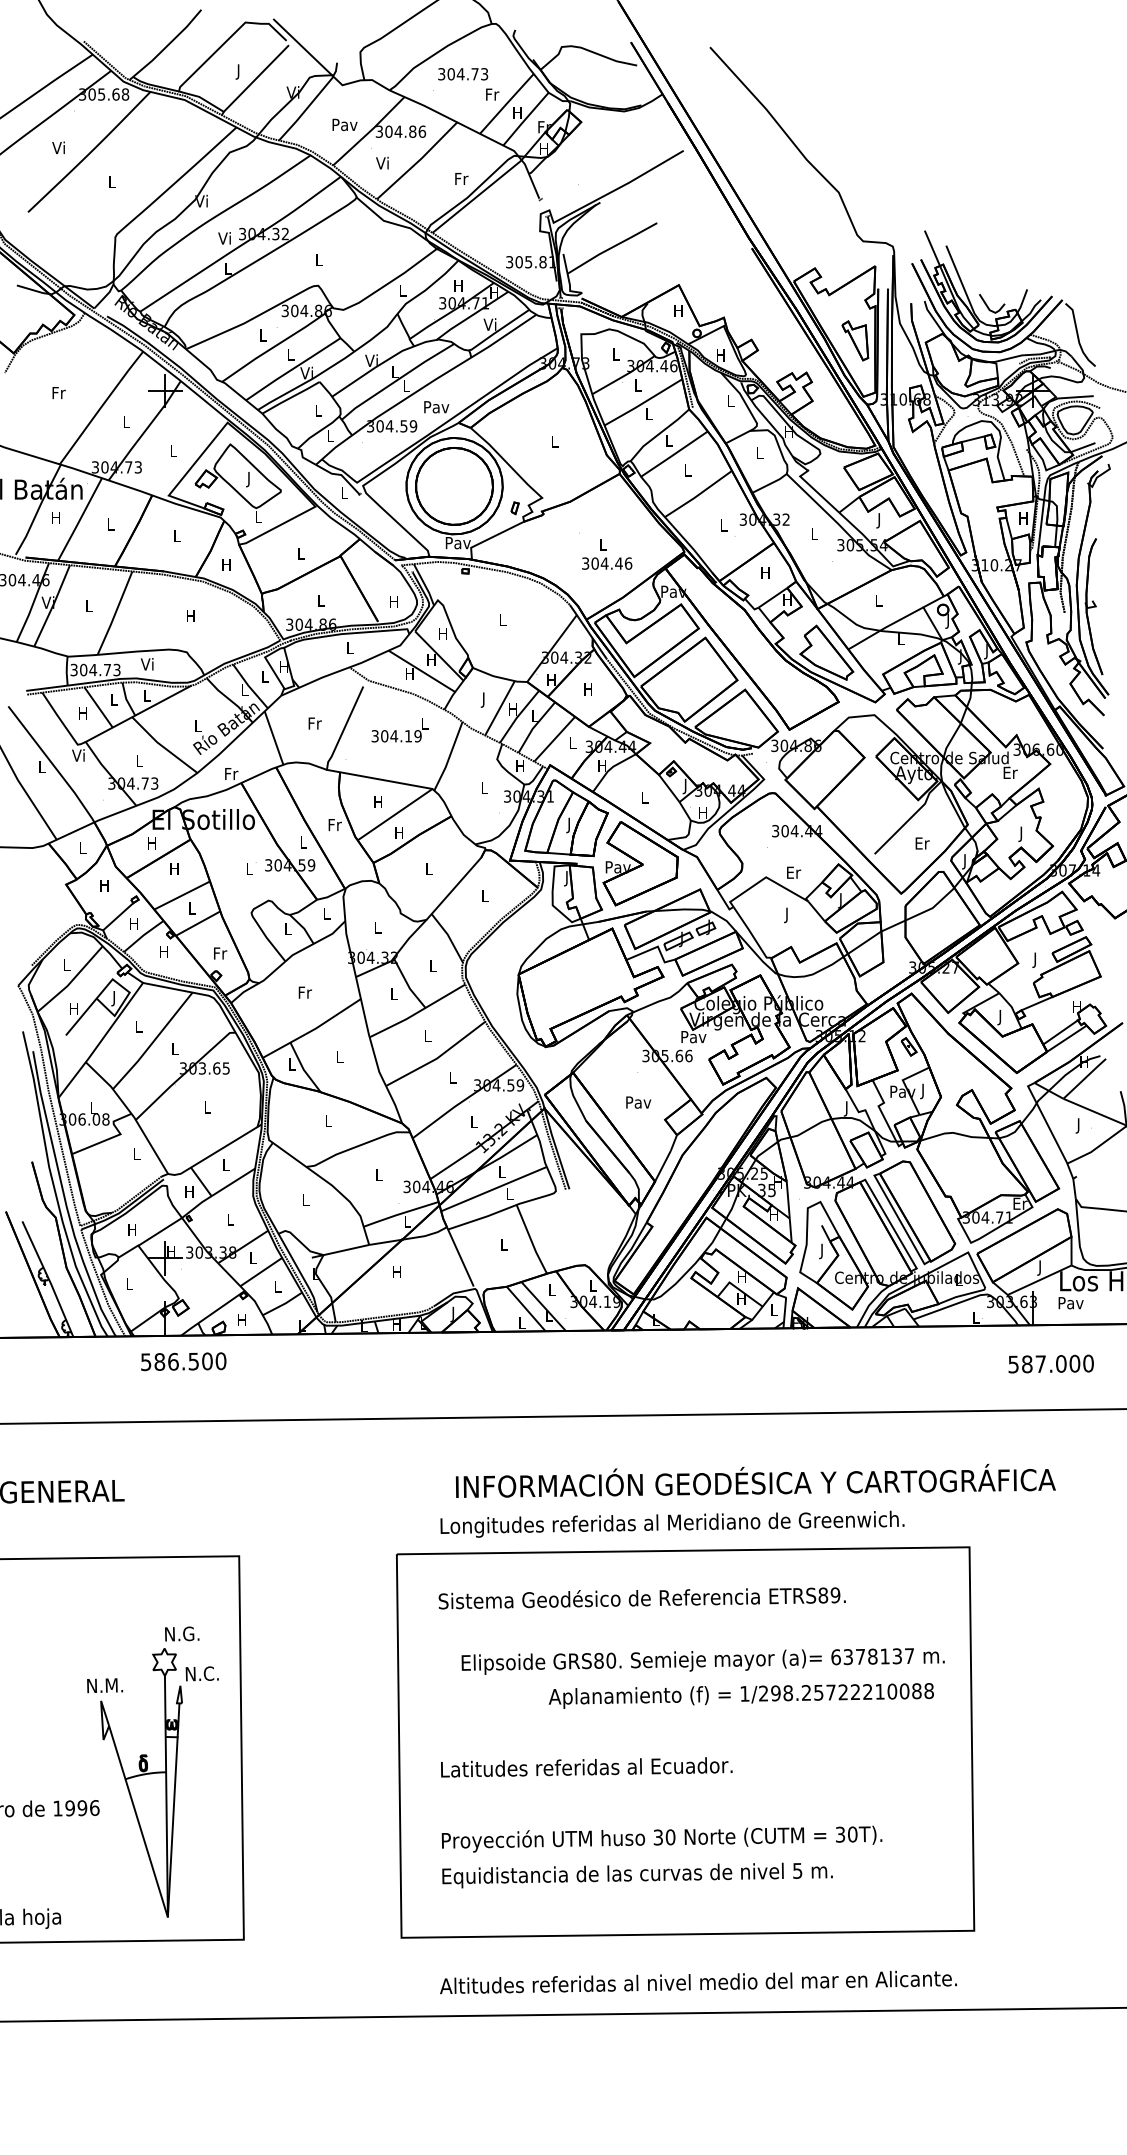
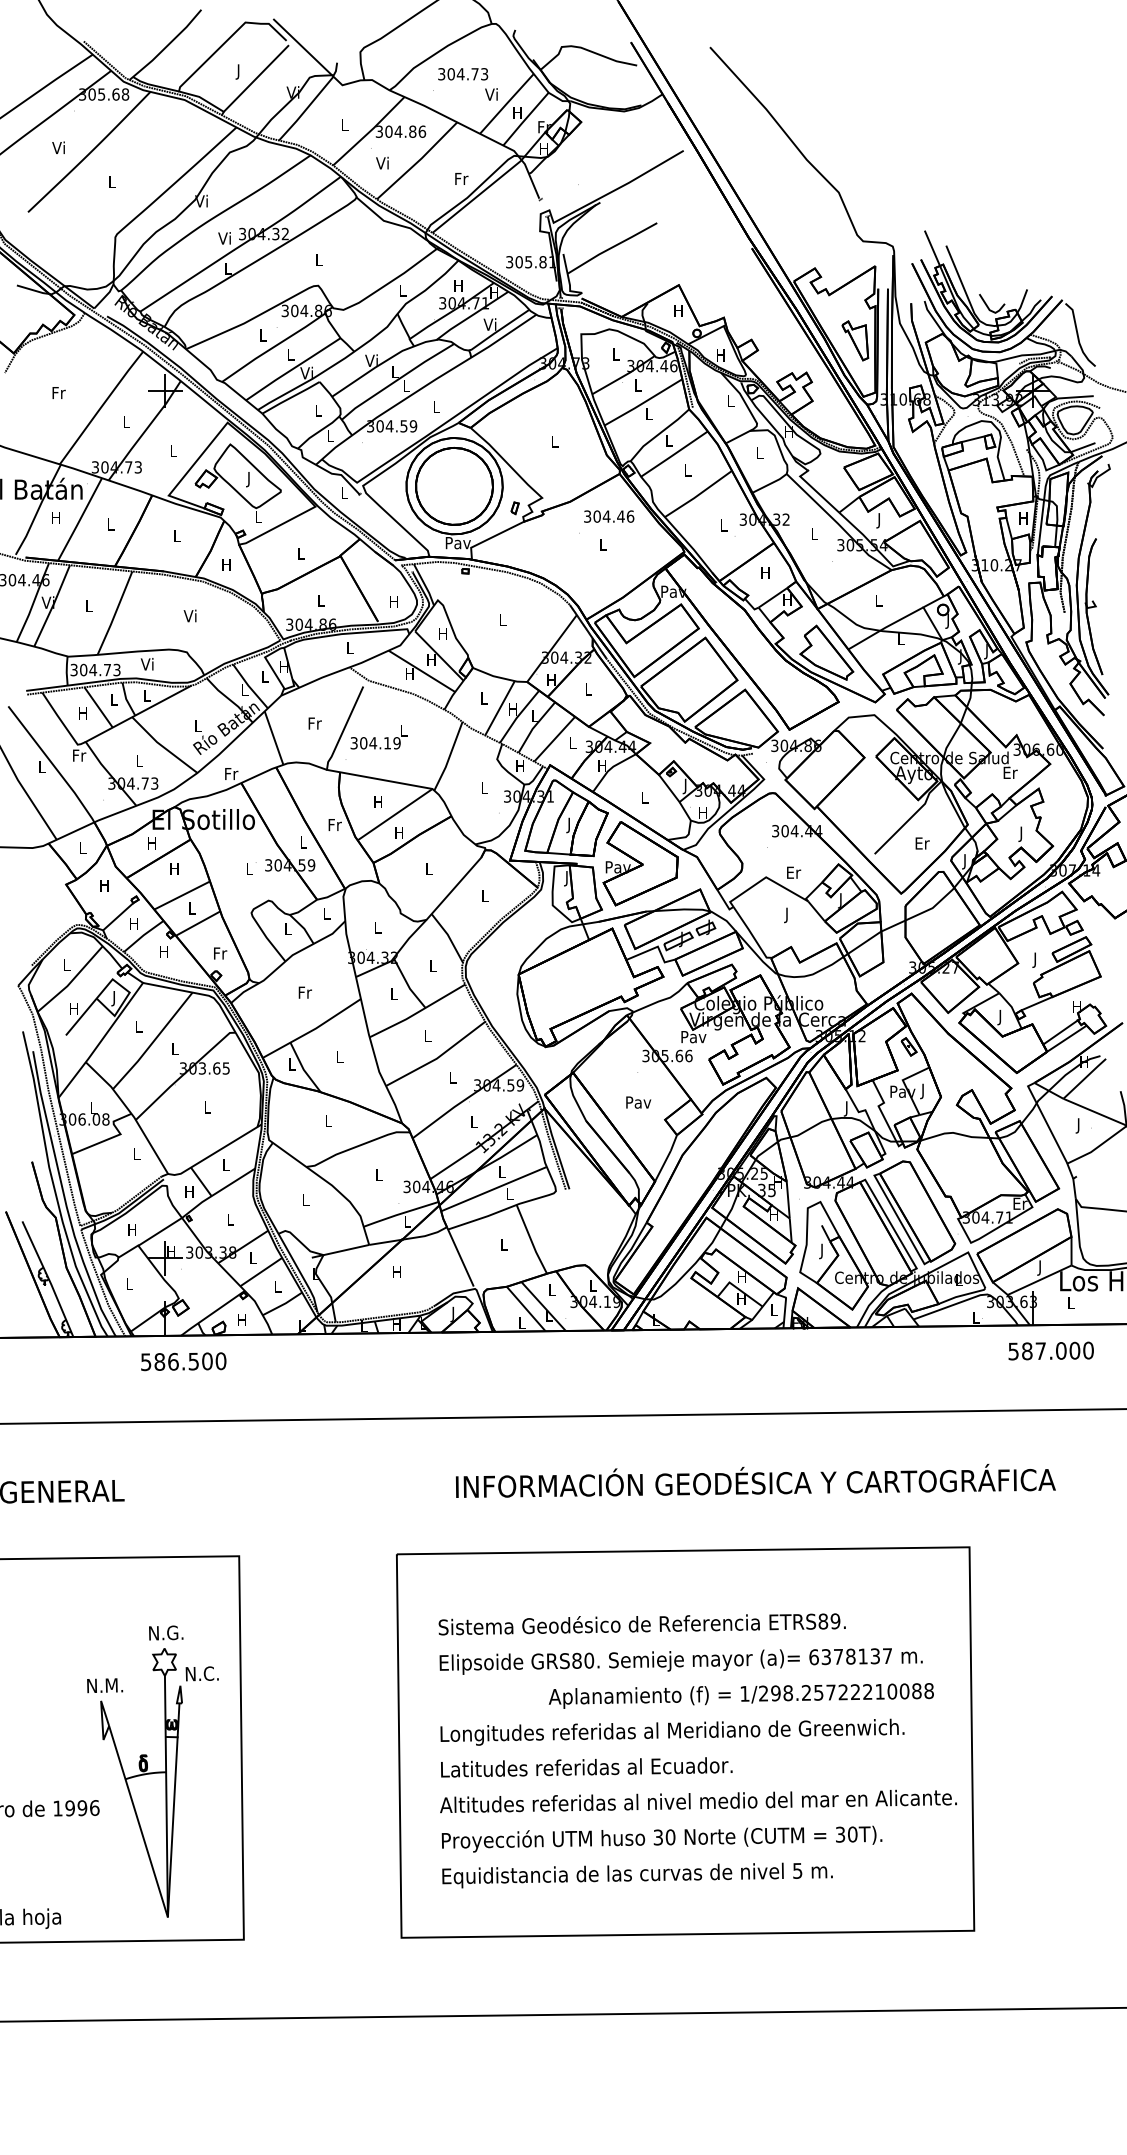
text: Fr -> Vi (492, 94)
text: Pav -> L (344, 124)
text: Pav -> L (436, 407)
text position: (607, 563) -> (609, 516) (609, 516)
text: H -> Vi (189, 615)
text: H -> L (587, 689)
text: J -> L (483, 699)
text position: (399, 730) -> (378, 737) (378, 737)
text: Vi -> Fr (79, 755)
text: Pav -> L (1070, 1303)
text position: (1050, 1363) -> (1050, 1350) (1050, 1350)
text position: (672, 1523) -> (672, 1731) (672, 1731)
text position: (641, 1598) -> (641, 1624) (641, 1624)
text position: (182, 1633) -> (166, 1632) (166, 1632)
text position: (702, 1661) -> (680, 1661) (680, 1661)
text position: (698, 1982) -> (698, 1801) (698, 1801)
